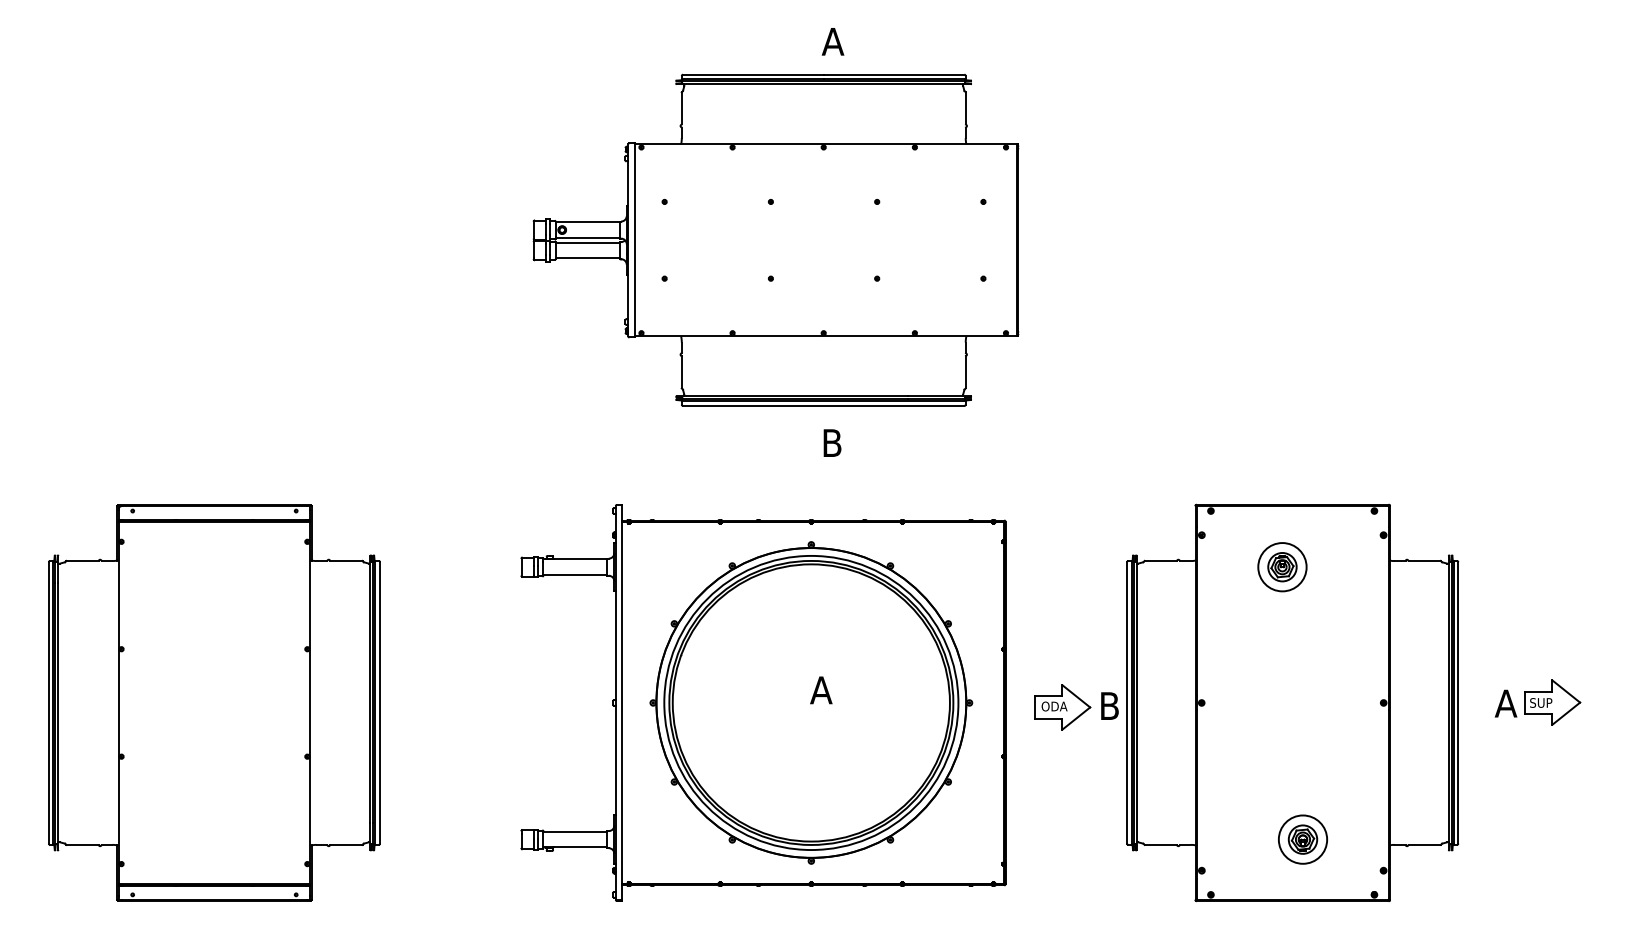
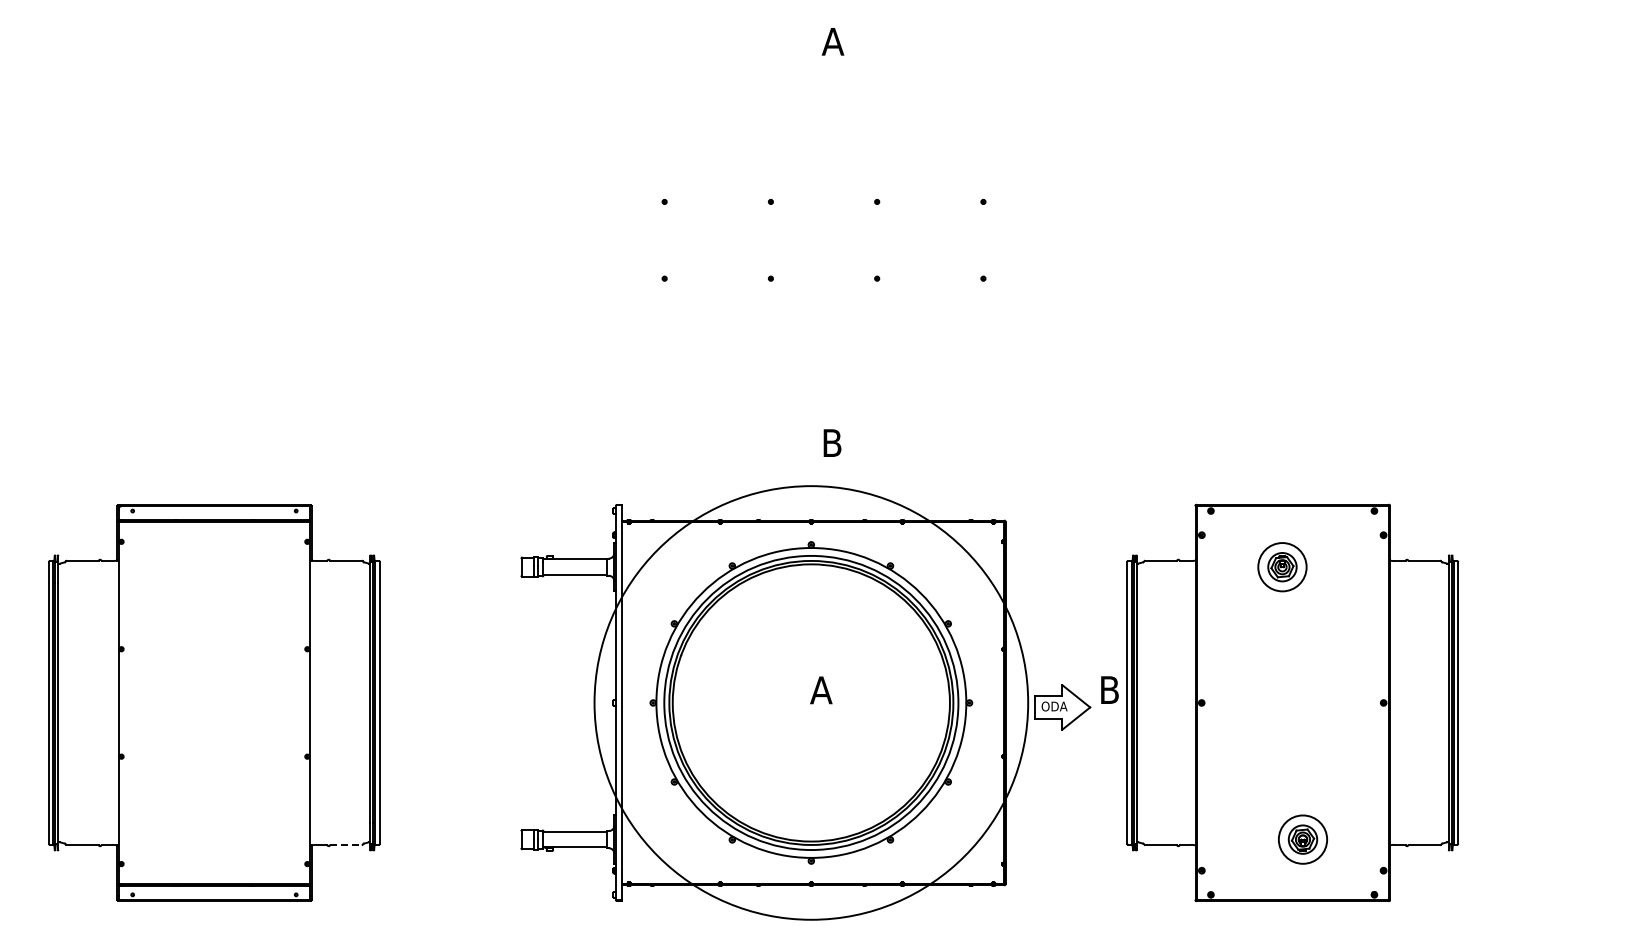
part: present -> none (775, 239)
circle diameter: 310 px -> 434 px (811, 702)
part: present -> none (1537, 702)
text position: (1109, 705) -> (1109, 689) (1109, 689)
line: solid -> dashed (346, 844)
